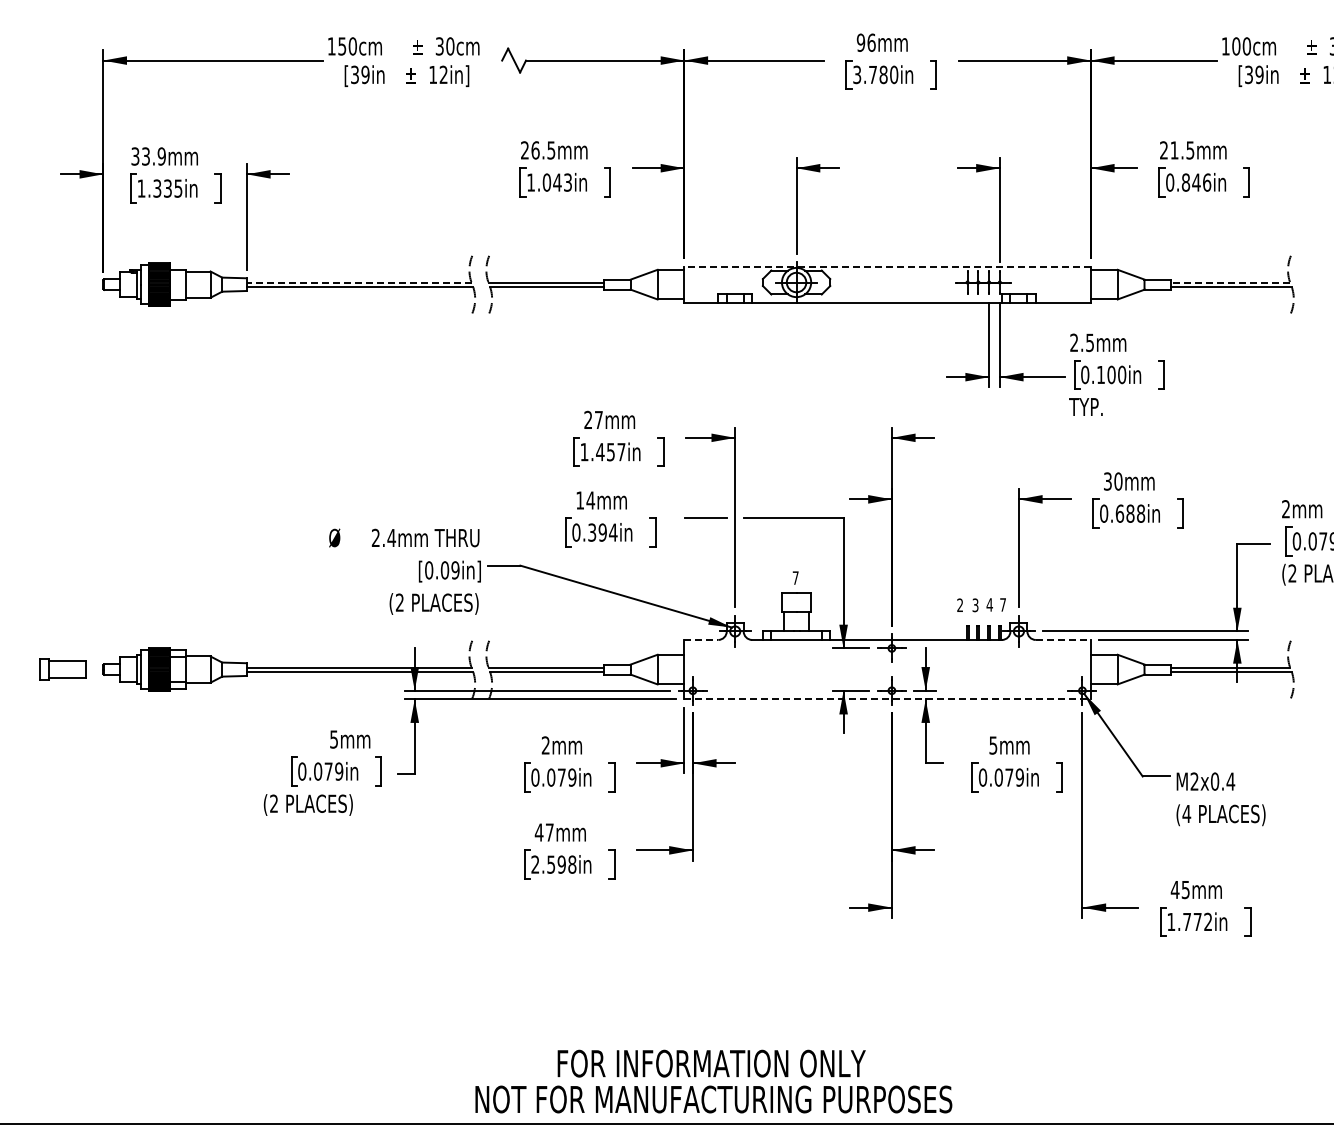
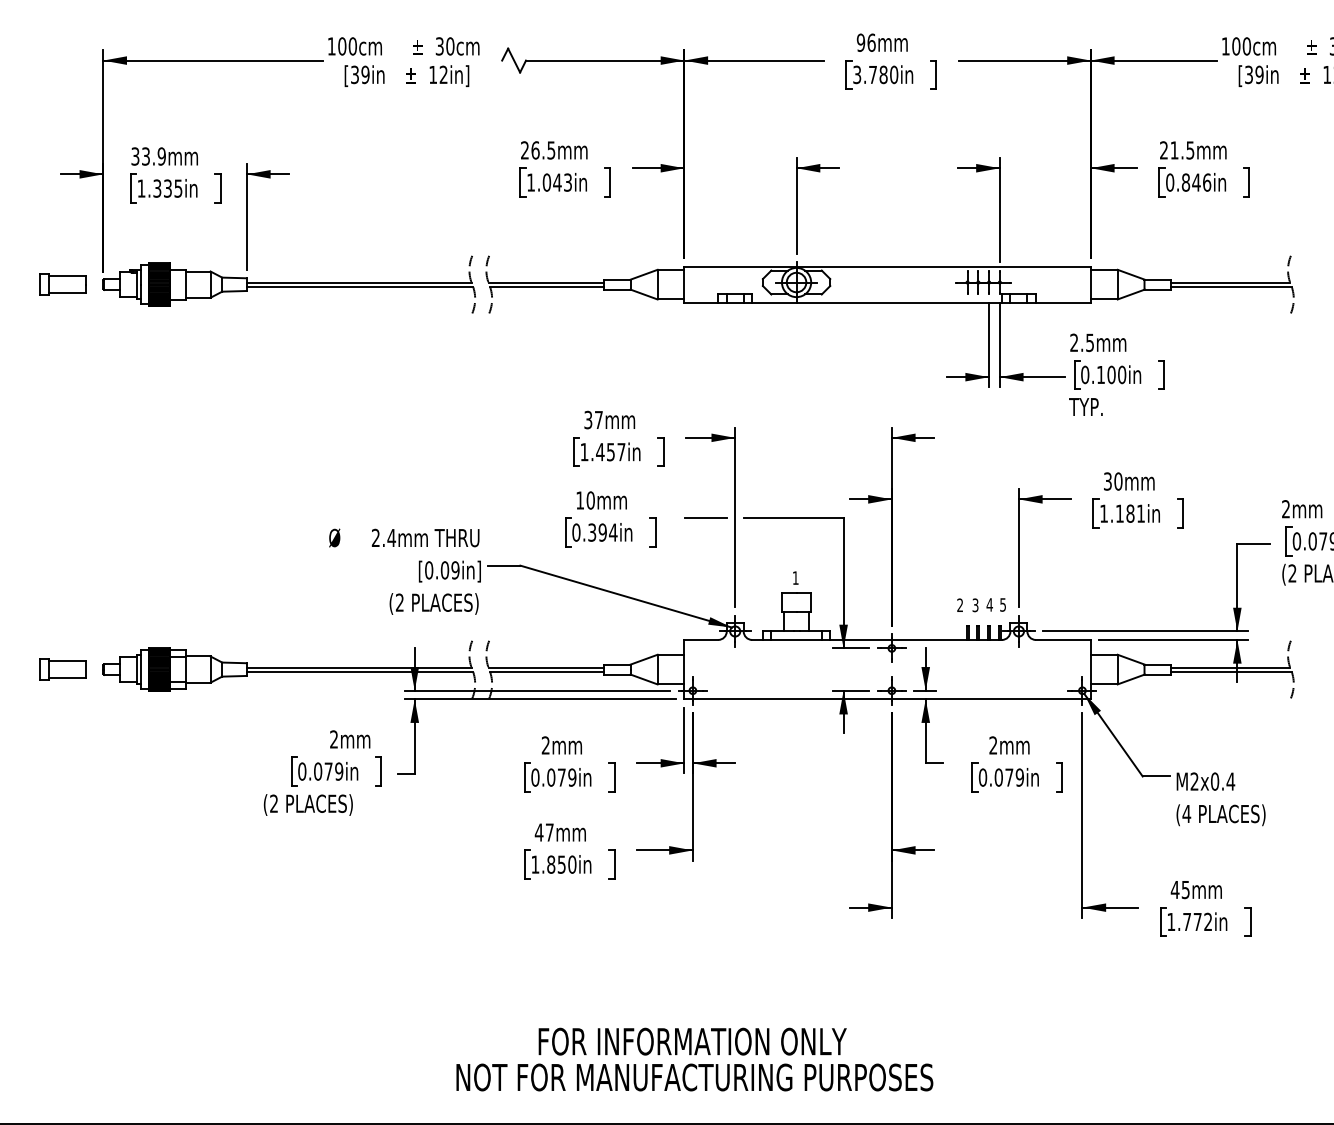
text: 150cm -> 100cm (342, 46)
line: dashed -> solid (887, 266)
line: dashed -> solid (358, 282)
line: dashed -> solid (1230, 282)
part: none -> present (62, 284)
text: 27mm -> 37mm (588, 420)
text: 14mm -> 10mm (590, 500)
text: 0.688in -> 1.181in (1122, 513)
text: 7 -> 1 (795, 577)
text: 7 -> 5 (1002, 604)
line: dashed -> solid (701, 639)
line: dashed -> solid (1063, 639)
line: dashed -> solid (888, 699)
text: 5mm -> 2mm (333, 739)
text: 5mm -> 2mm (993, 745)
text: 2.598in -> 1.850in (553, 864)
text position: (713, 1081) -> (694, 1059) (694, 1059)
